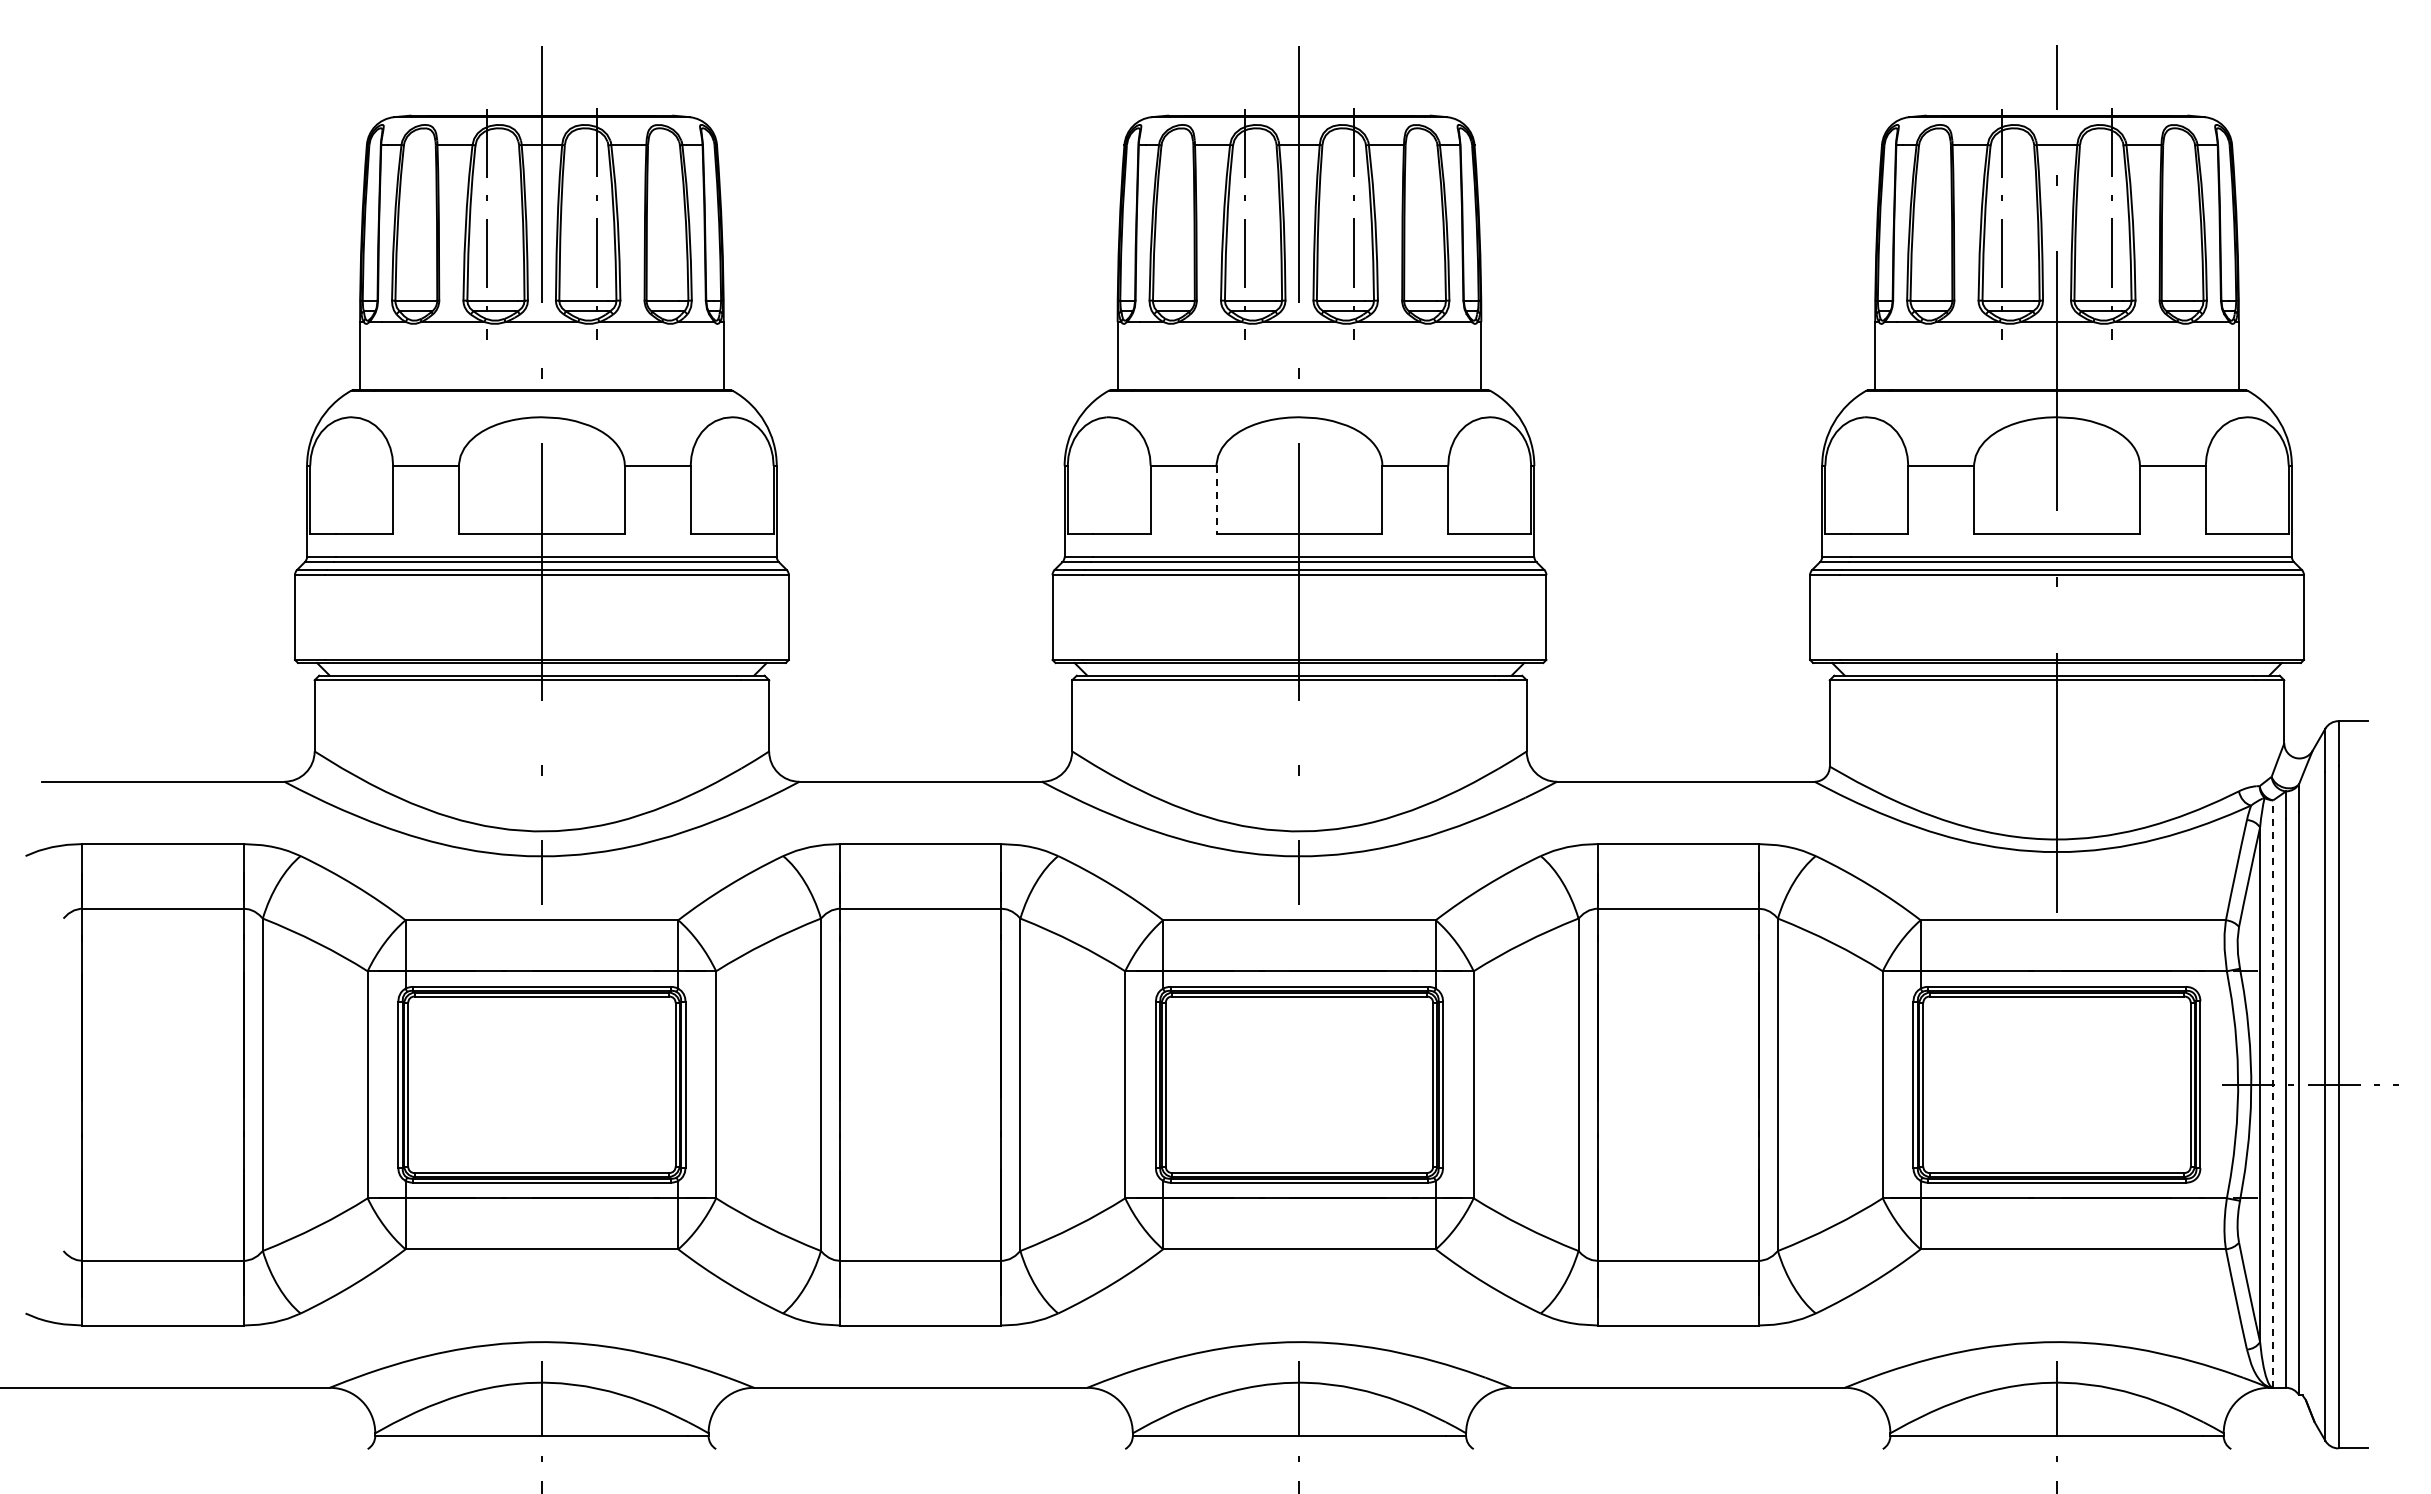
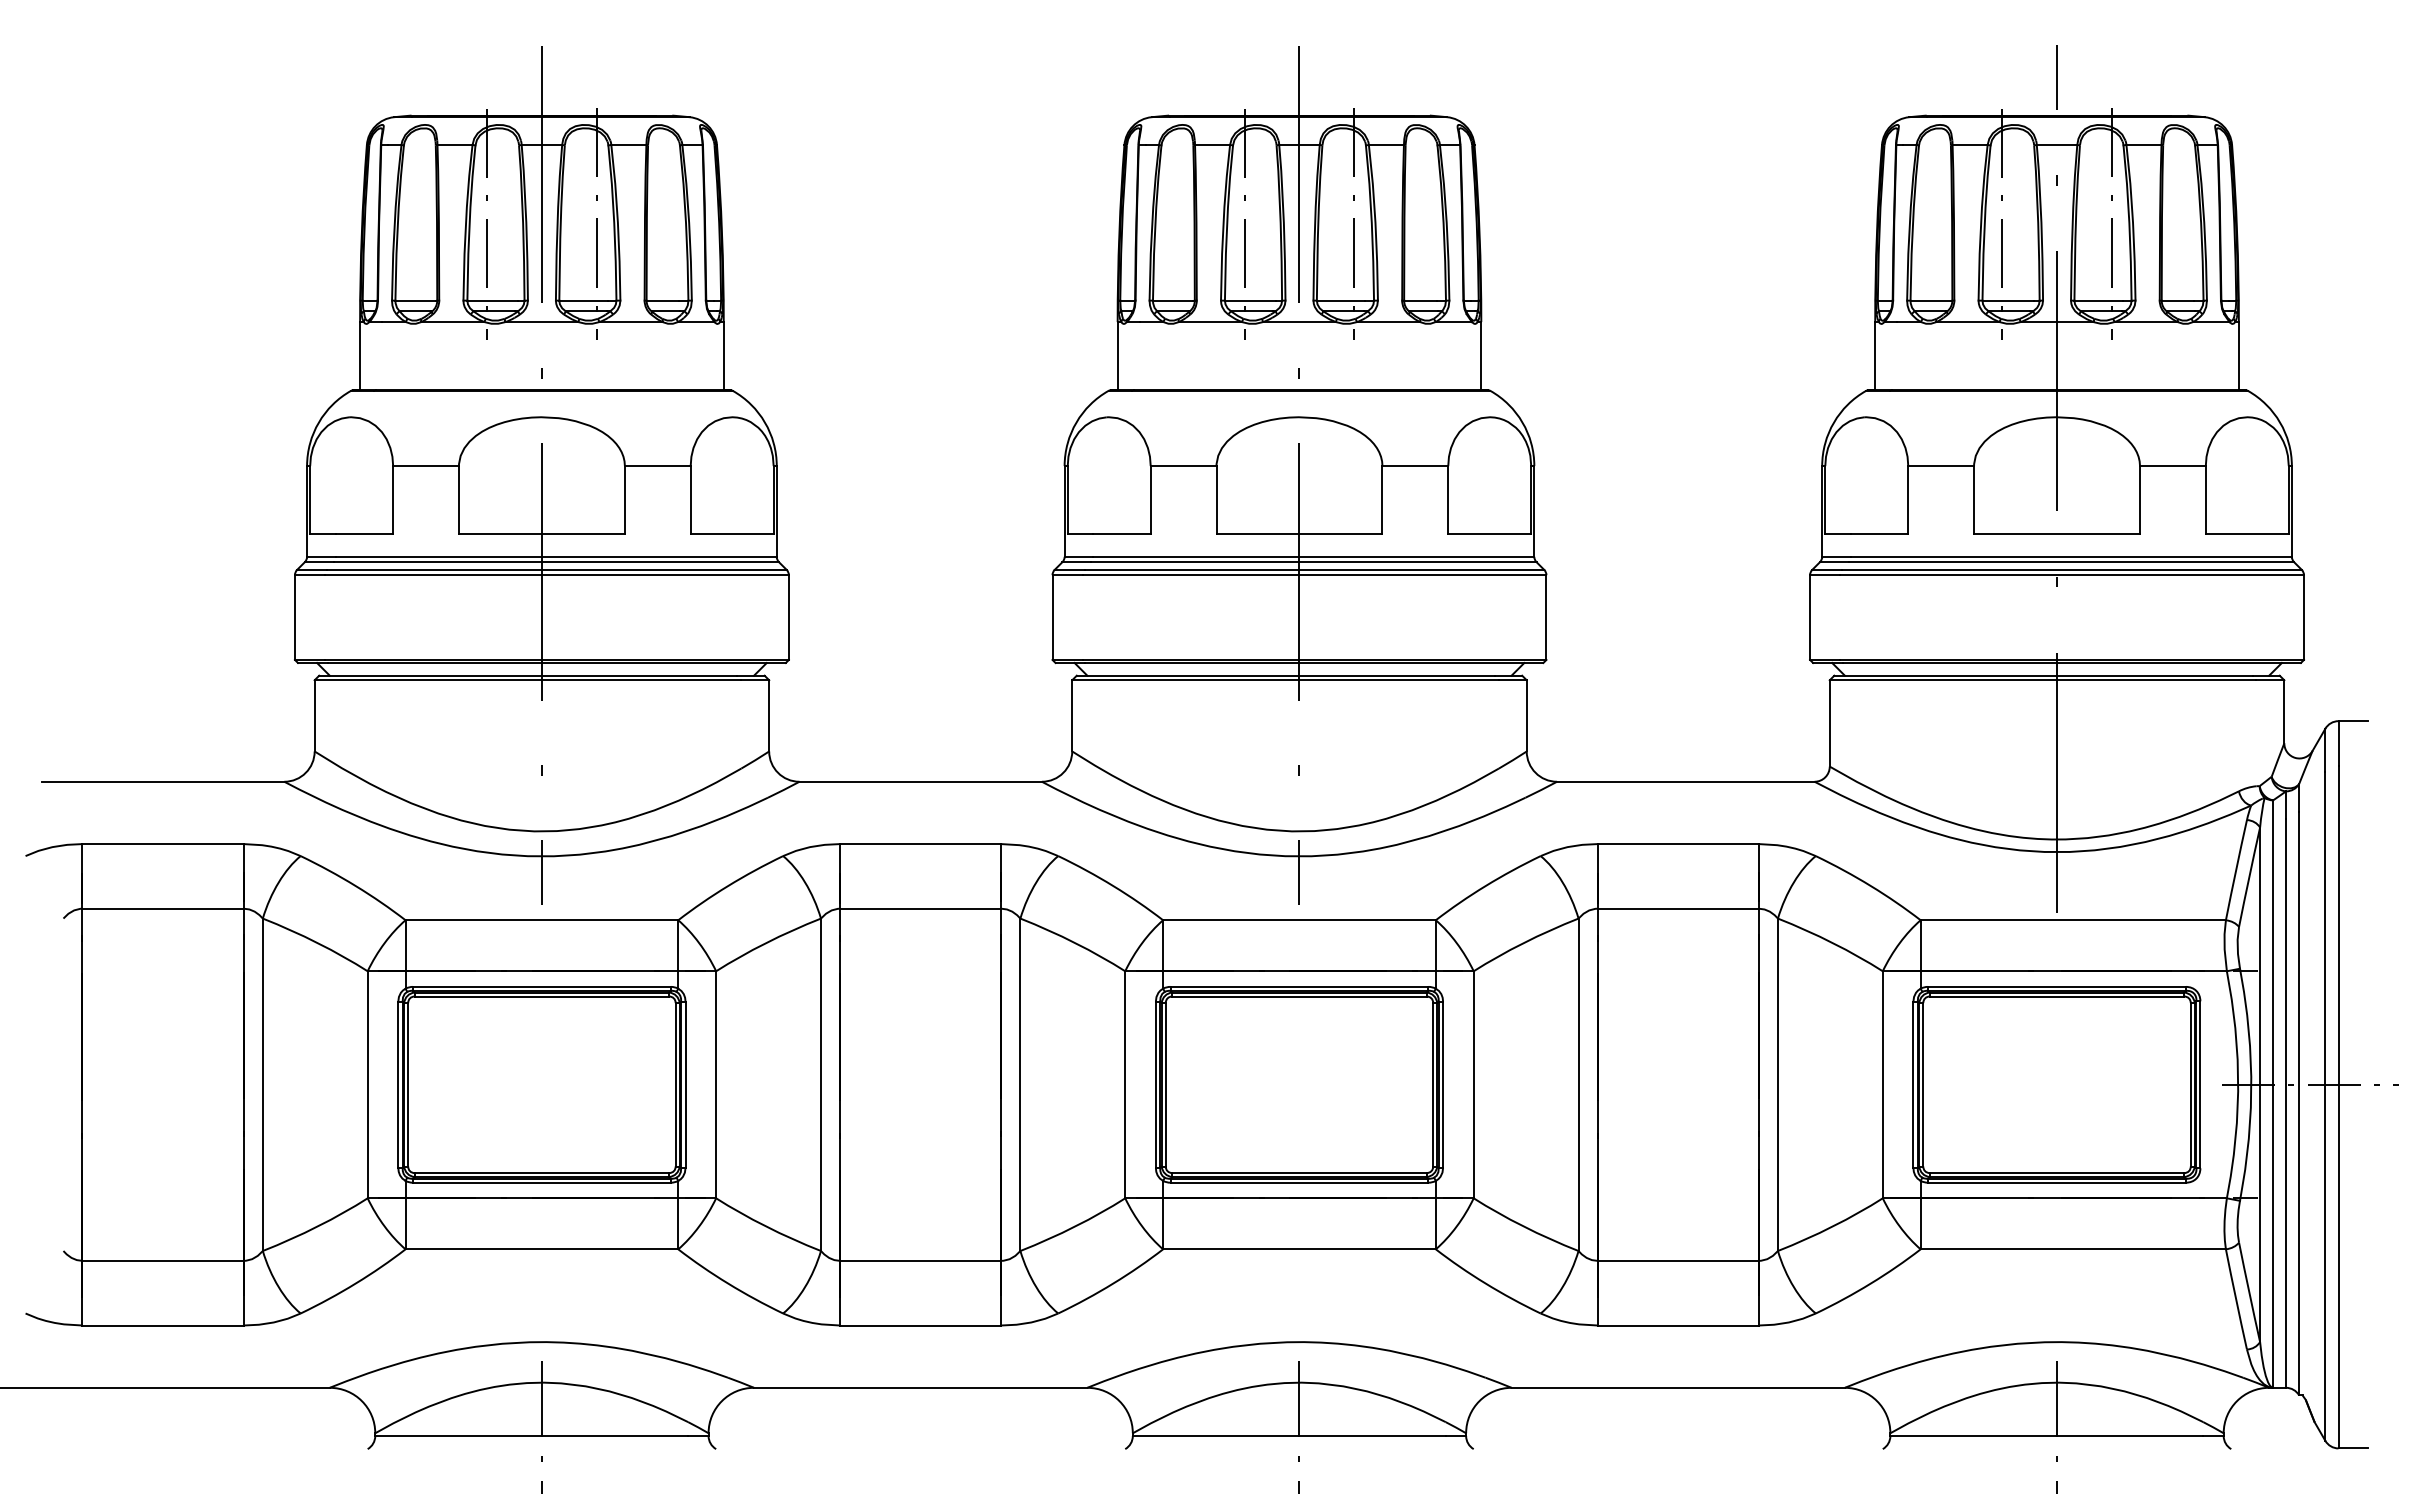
line: dashed -> solid (1216, 500)
line: dashed -> solid (2273, 1094)
